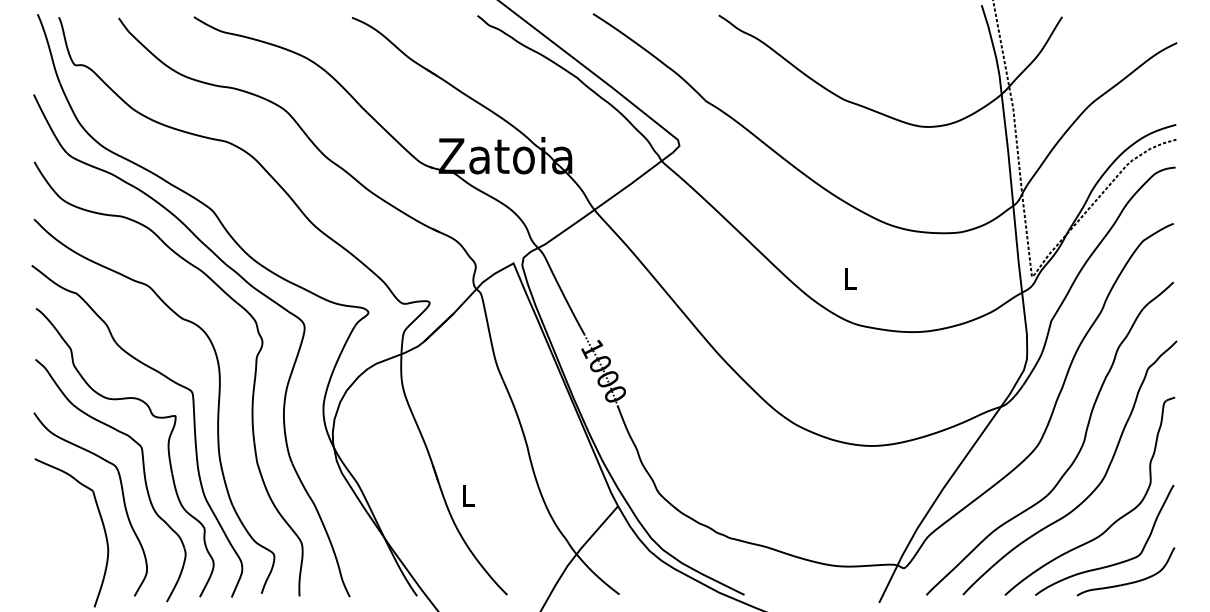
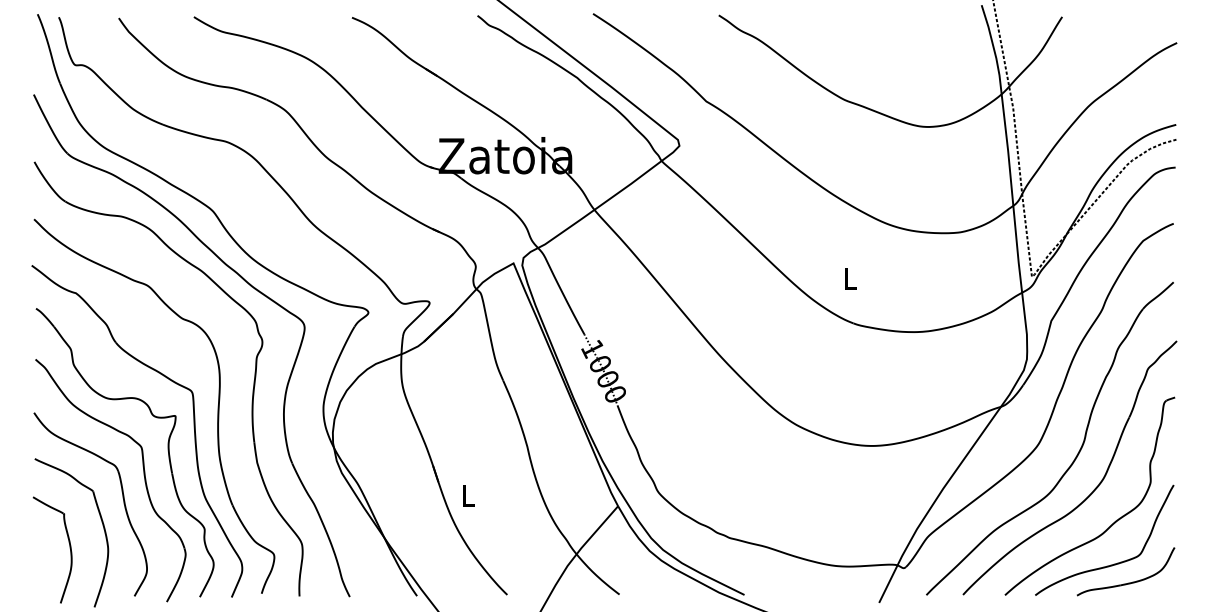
part: none -> present (69, 548)
